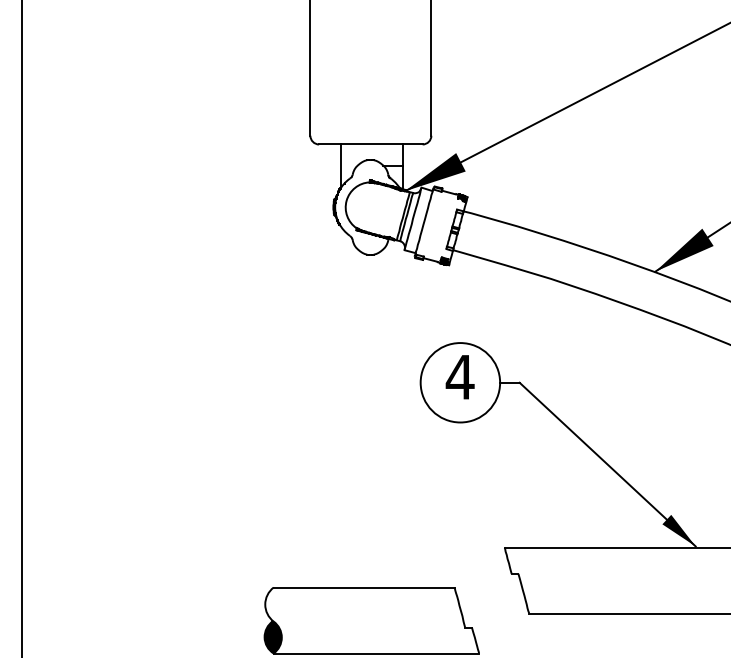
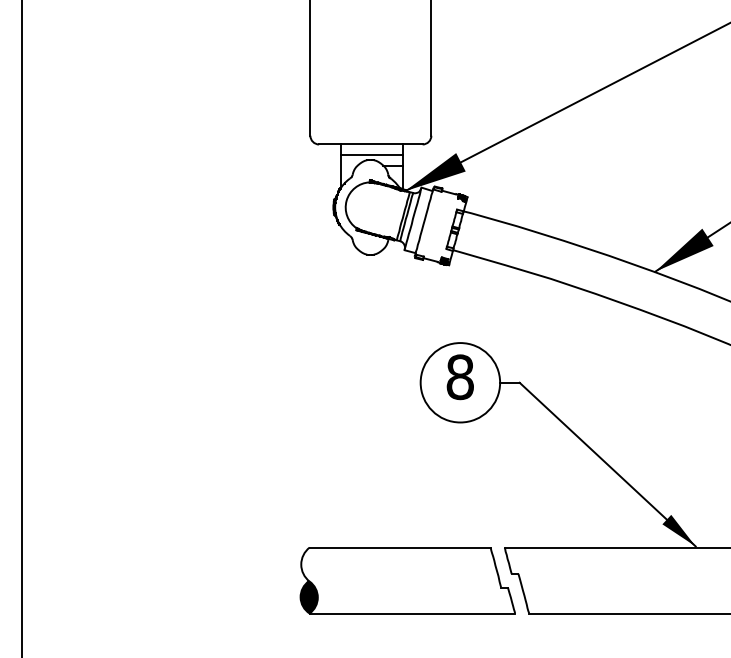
line: none -> present (371, 155)
text: 4 -> 8 (459, 377)
part position: (371, 620) -> (407, 580) (407, 580)
